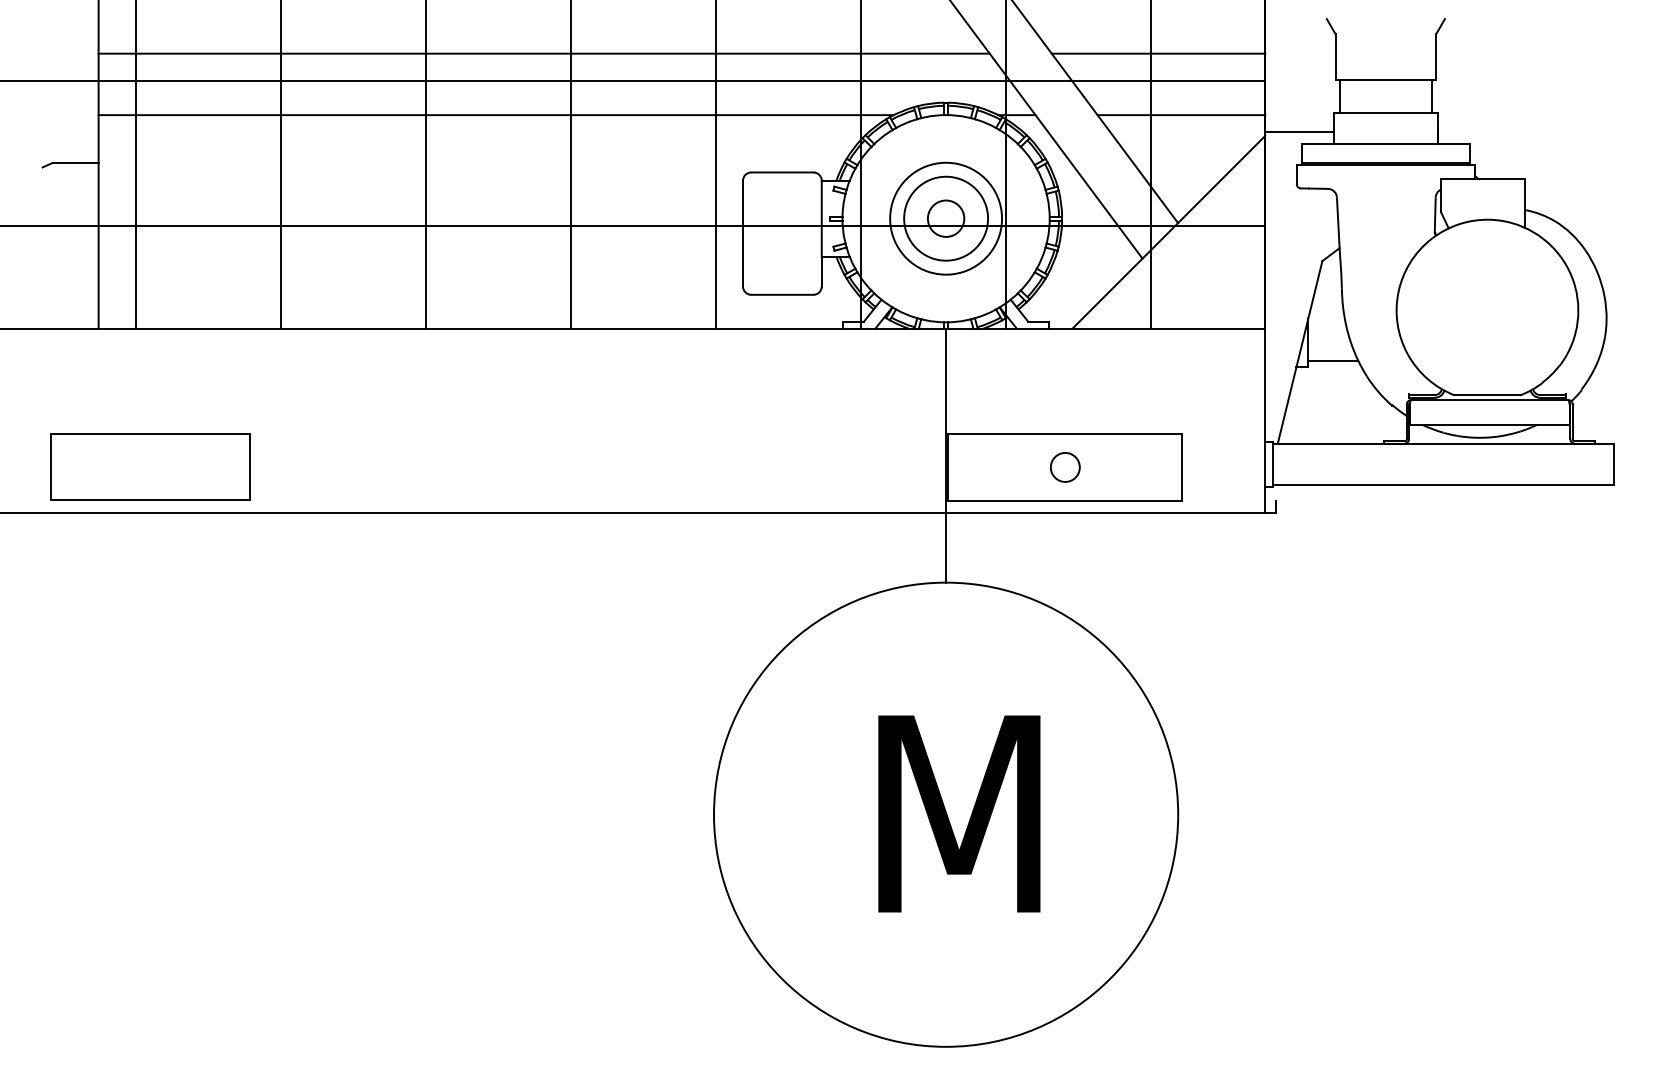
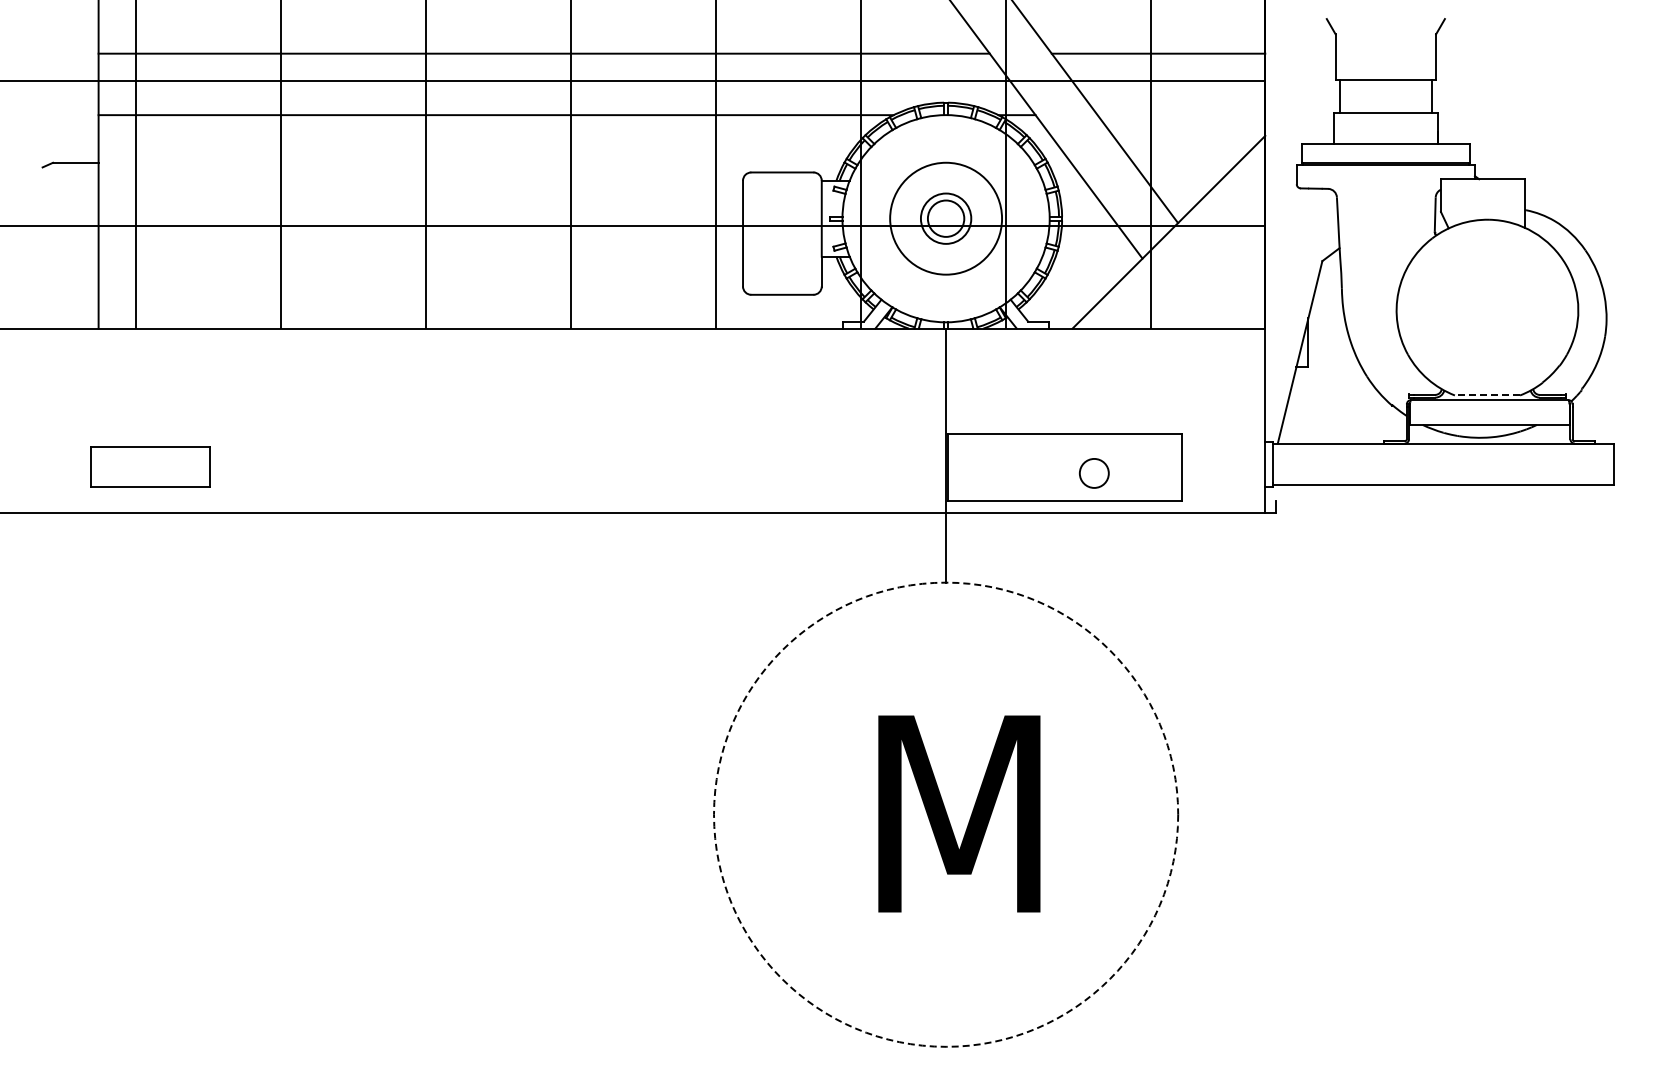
line: present -> none (1181, 115)
line: present -> none (1299, 131)
circle diameter: 84 px -> 50 px (945, 218)
line: present -> none (1333, 360)
line: solid -> dashed (1487, 395)
part size: 201x68 px -> 121x42 px (150, 466)
circle position: (1065, 467) -> (1094, 473) (1094, 473)
circle: solid -> dashed (946, 814)
